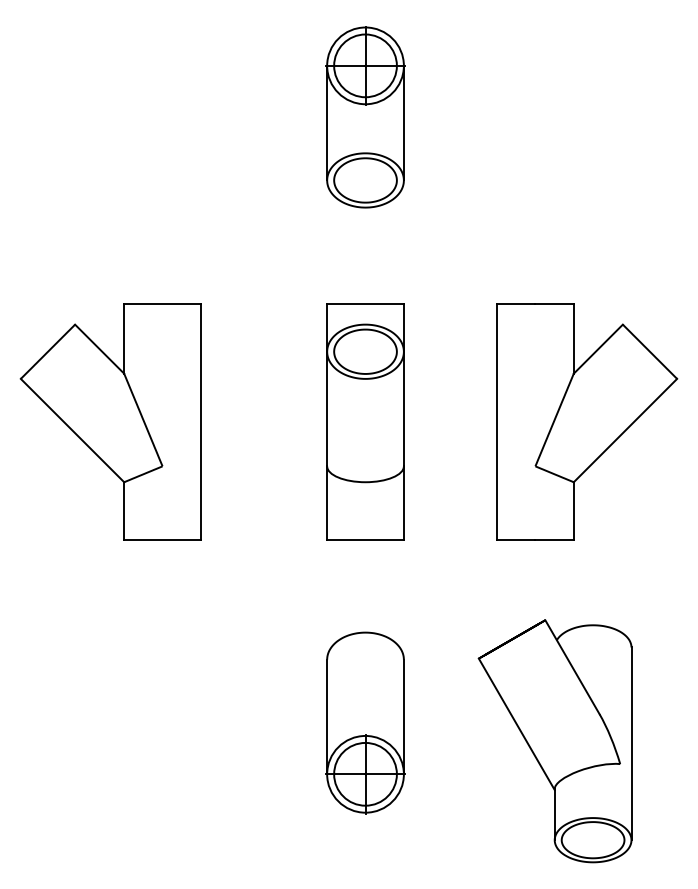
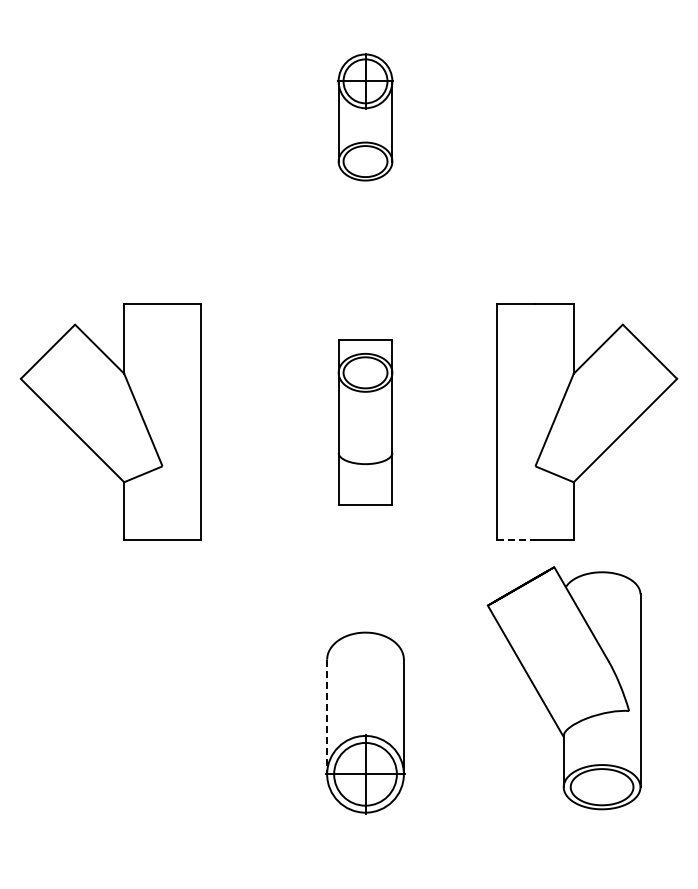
part size: 81x183 px -> 57x129 px (365, 117)
part size: 79x238 px -> 57x167 px (365, 422)
line: solid -> dashed (516, 540)
line: solid -> dashed (327, 717)
part position: (554, 741) -> (563, 688) (563, 688)
